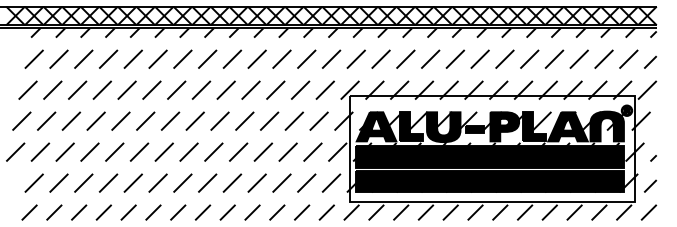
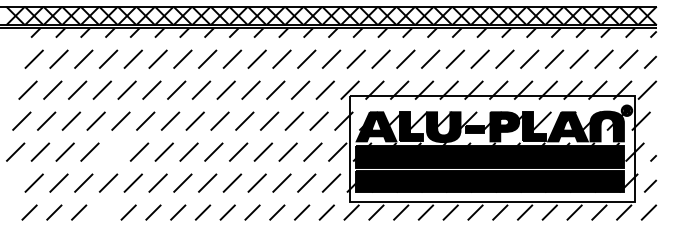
line: present -> none (114, 151)
line: present -> none (103, 212)
